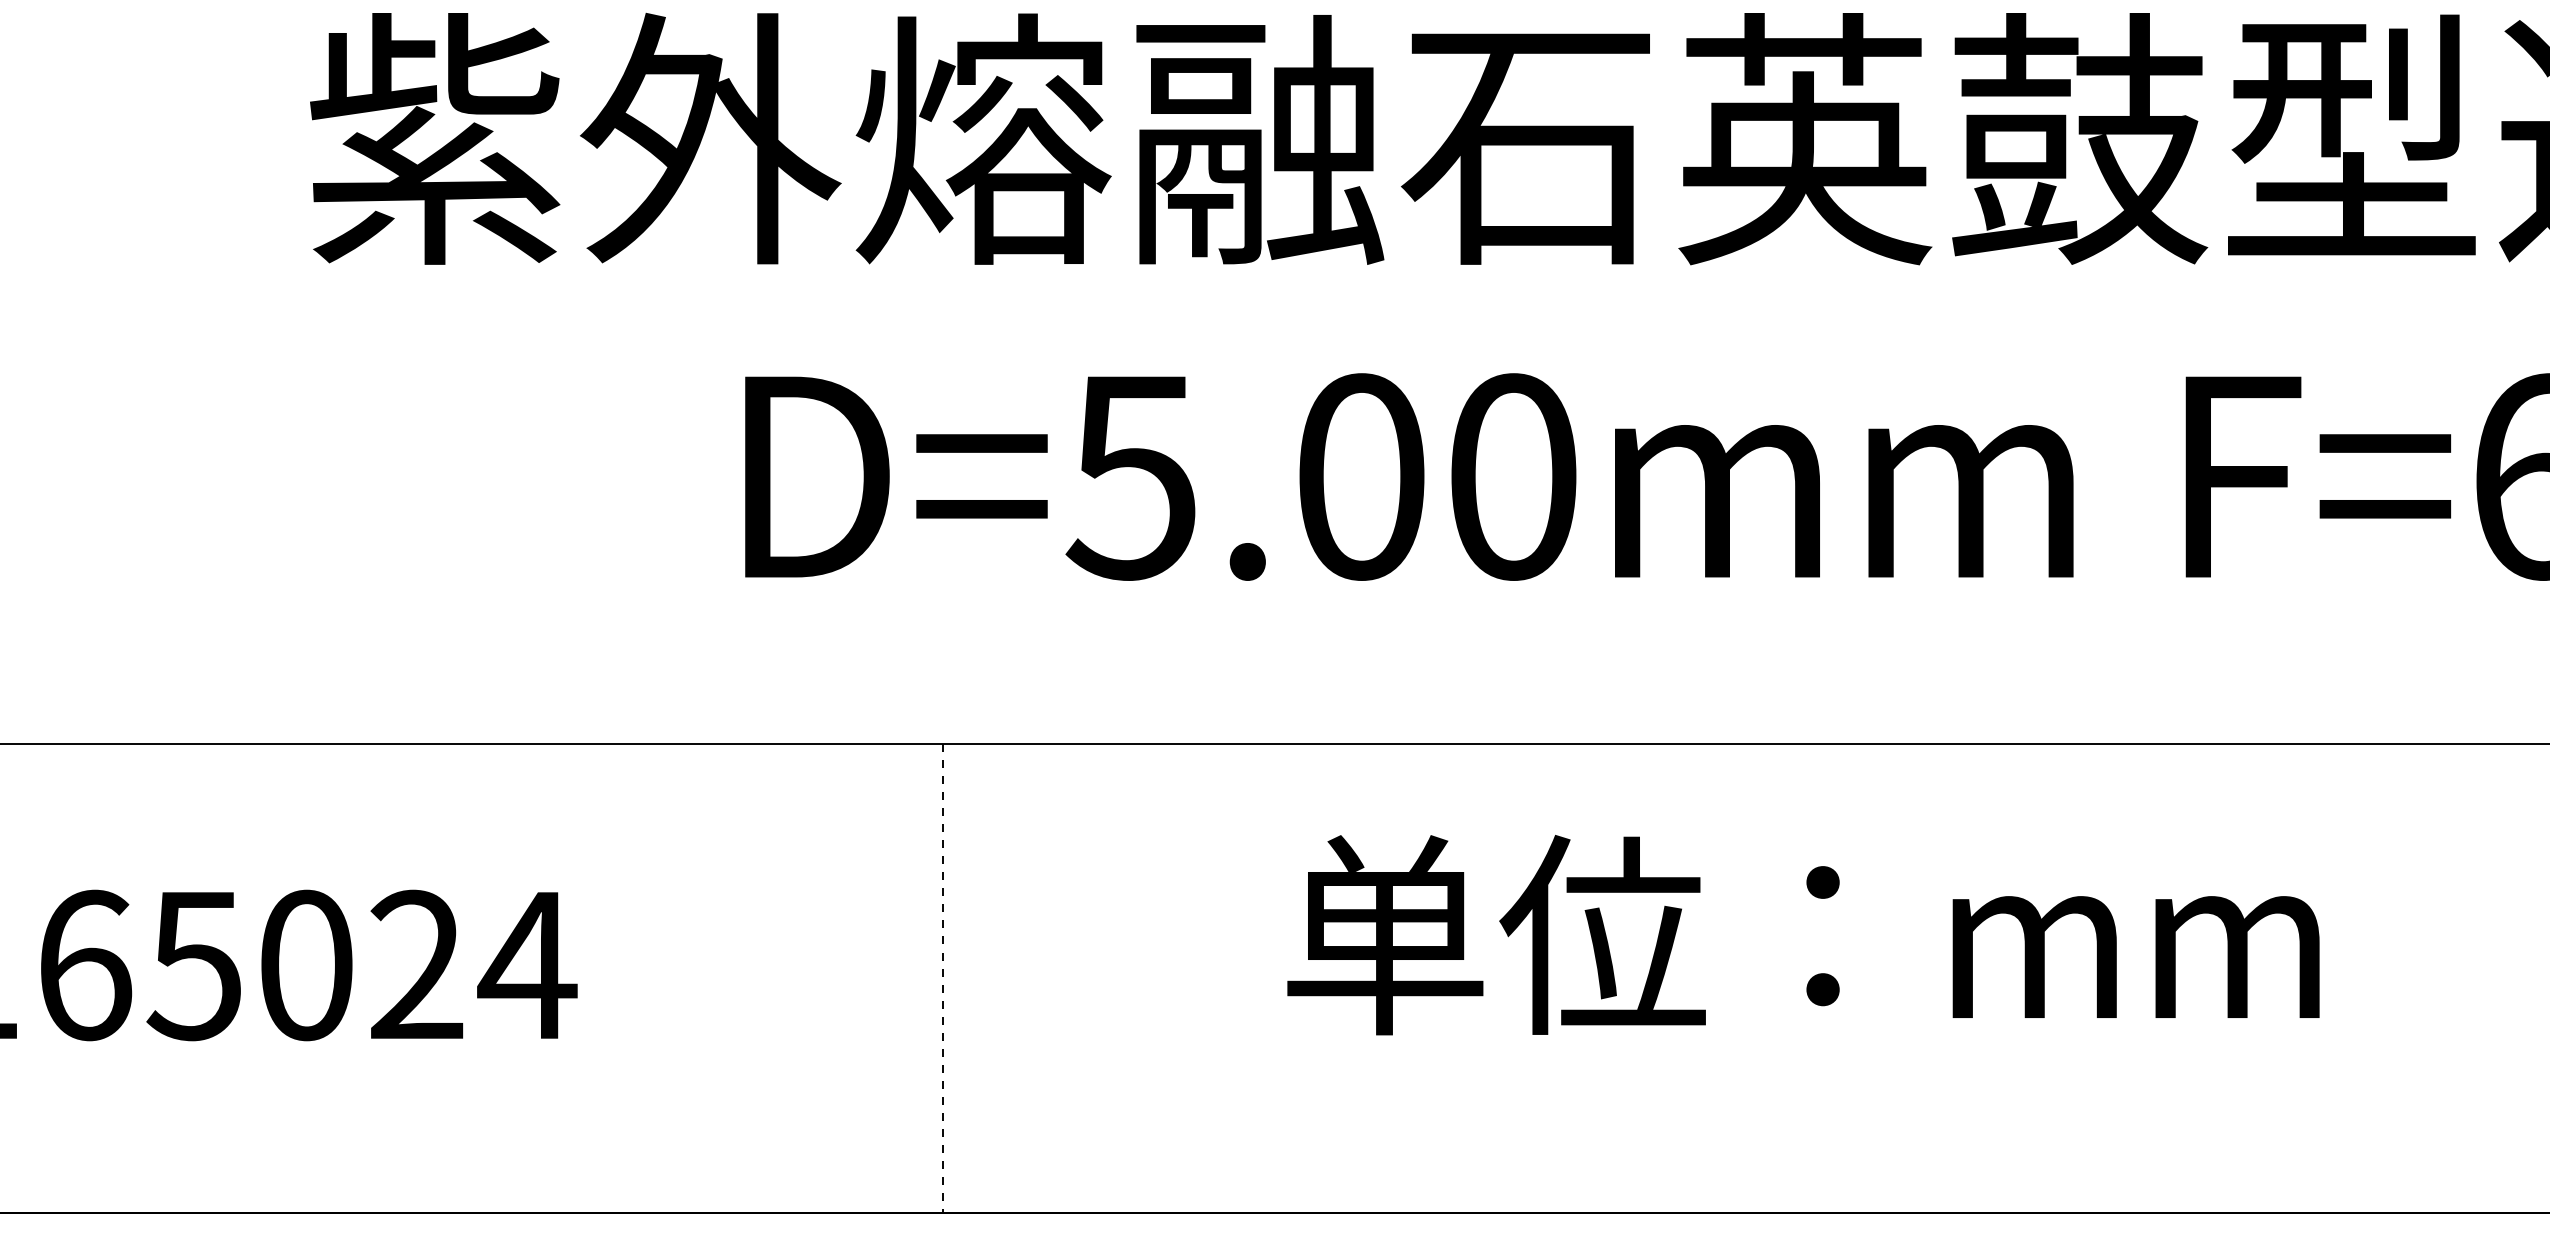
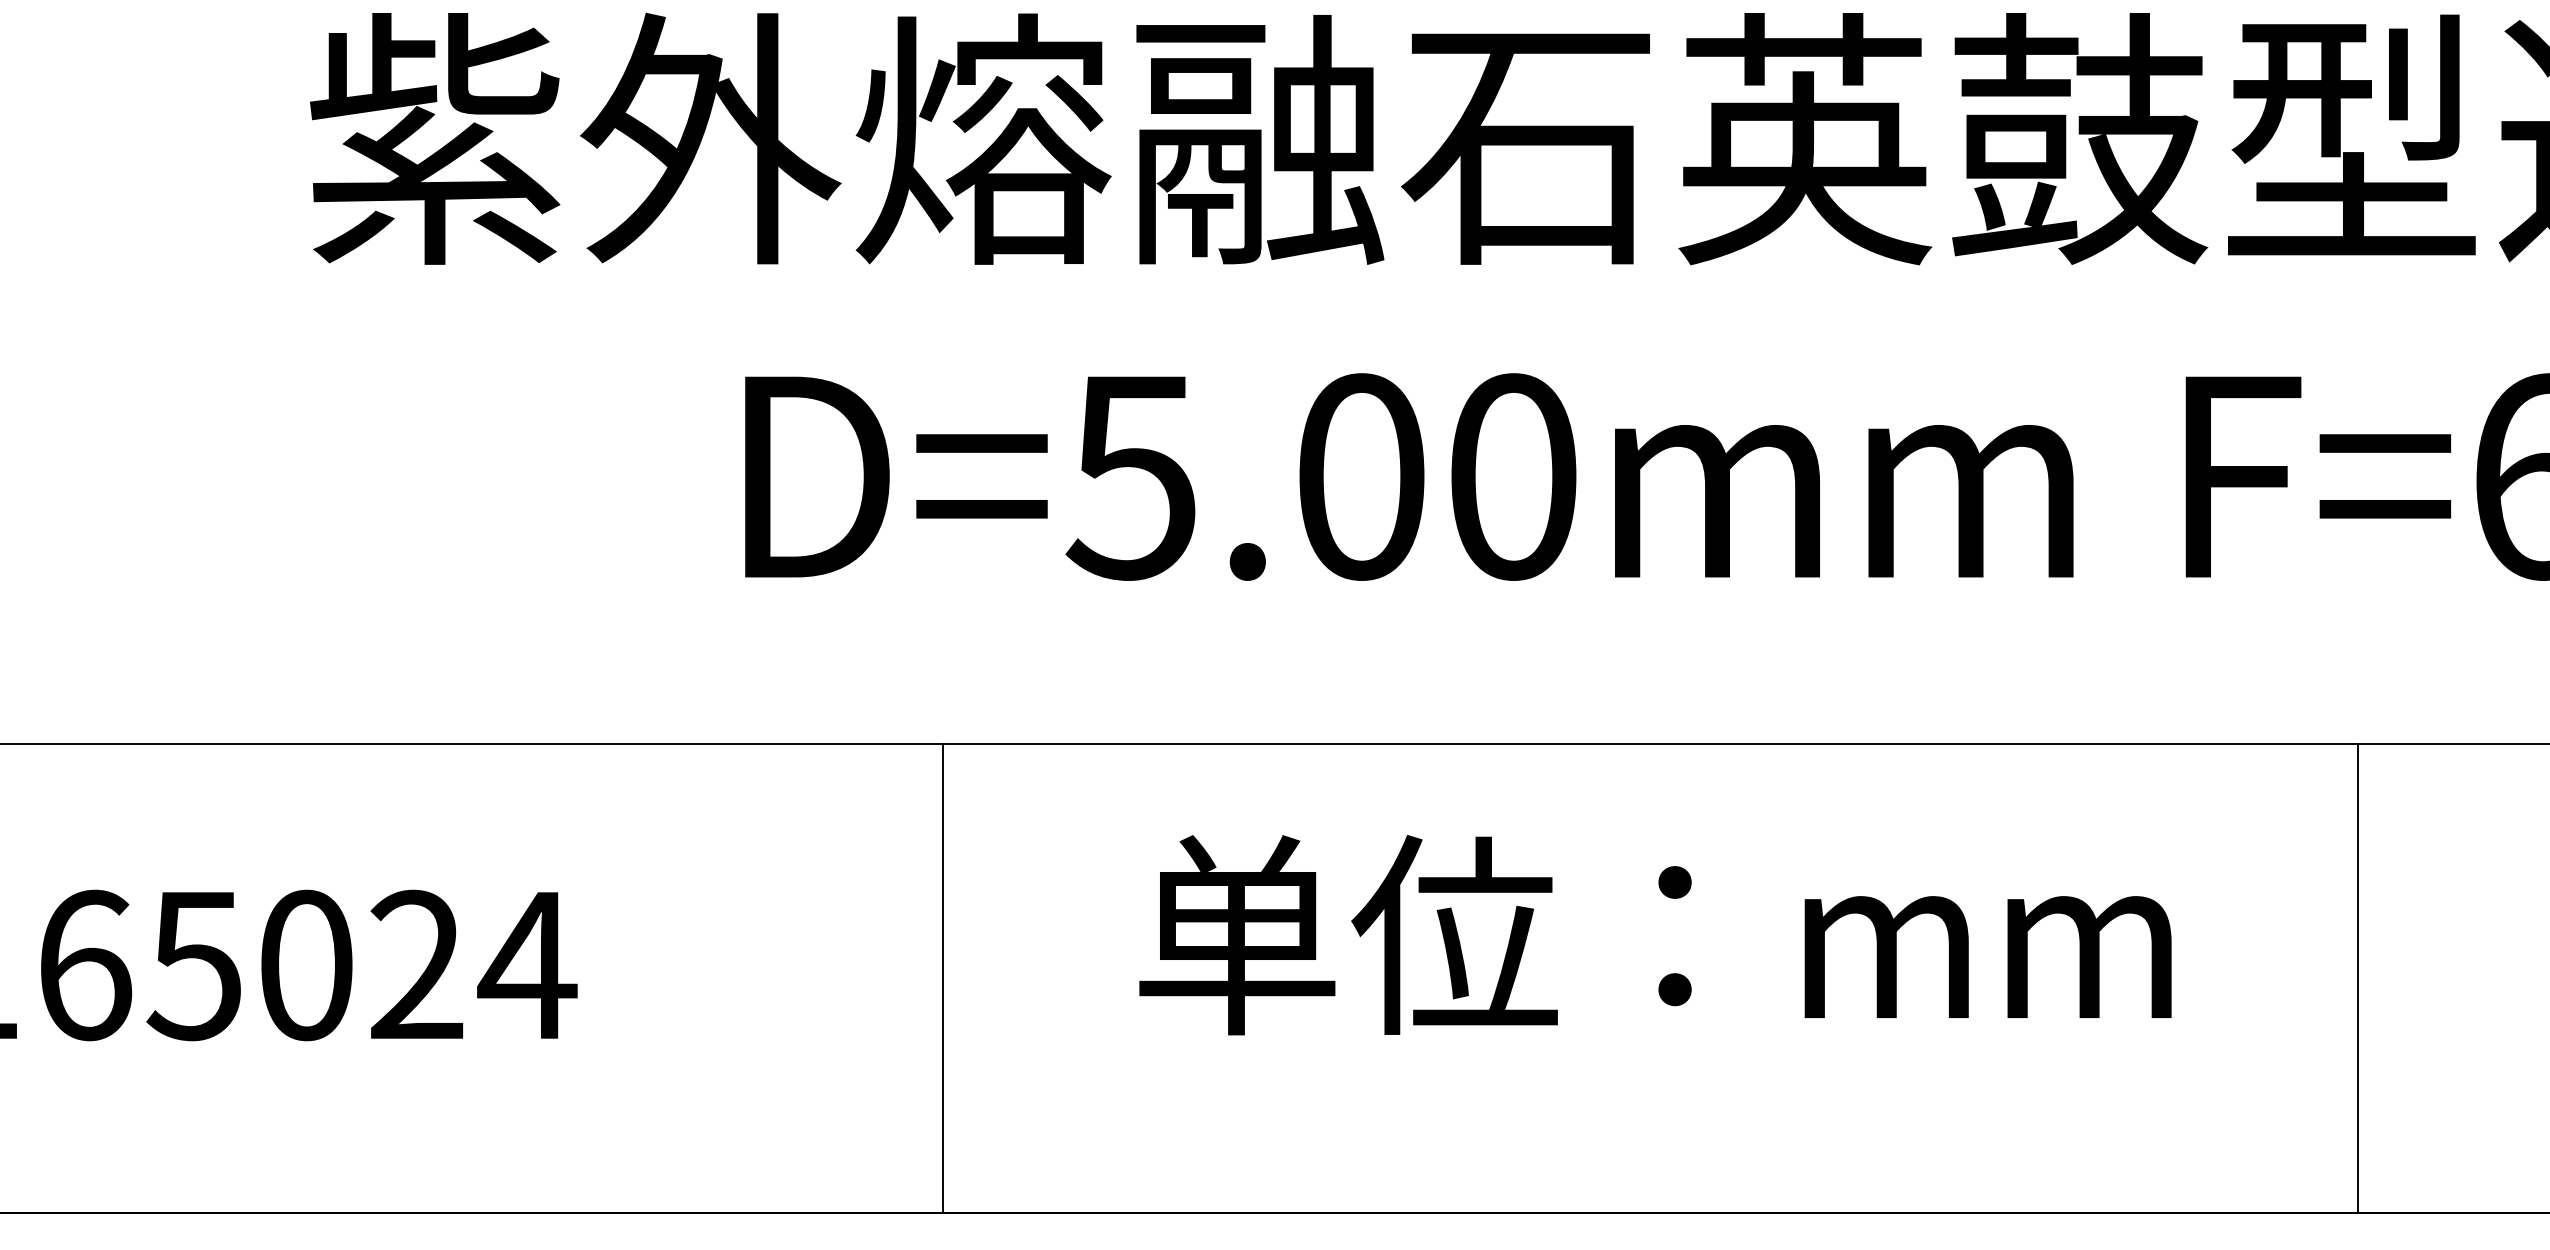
text position: (1803, 935) -> (1655, 935) (1655, 935)
line: none -> present (2358, 977)
line: dashed -> solid (942, 978)
